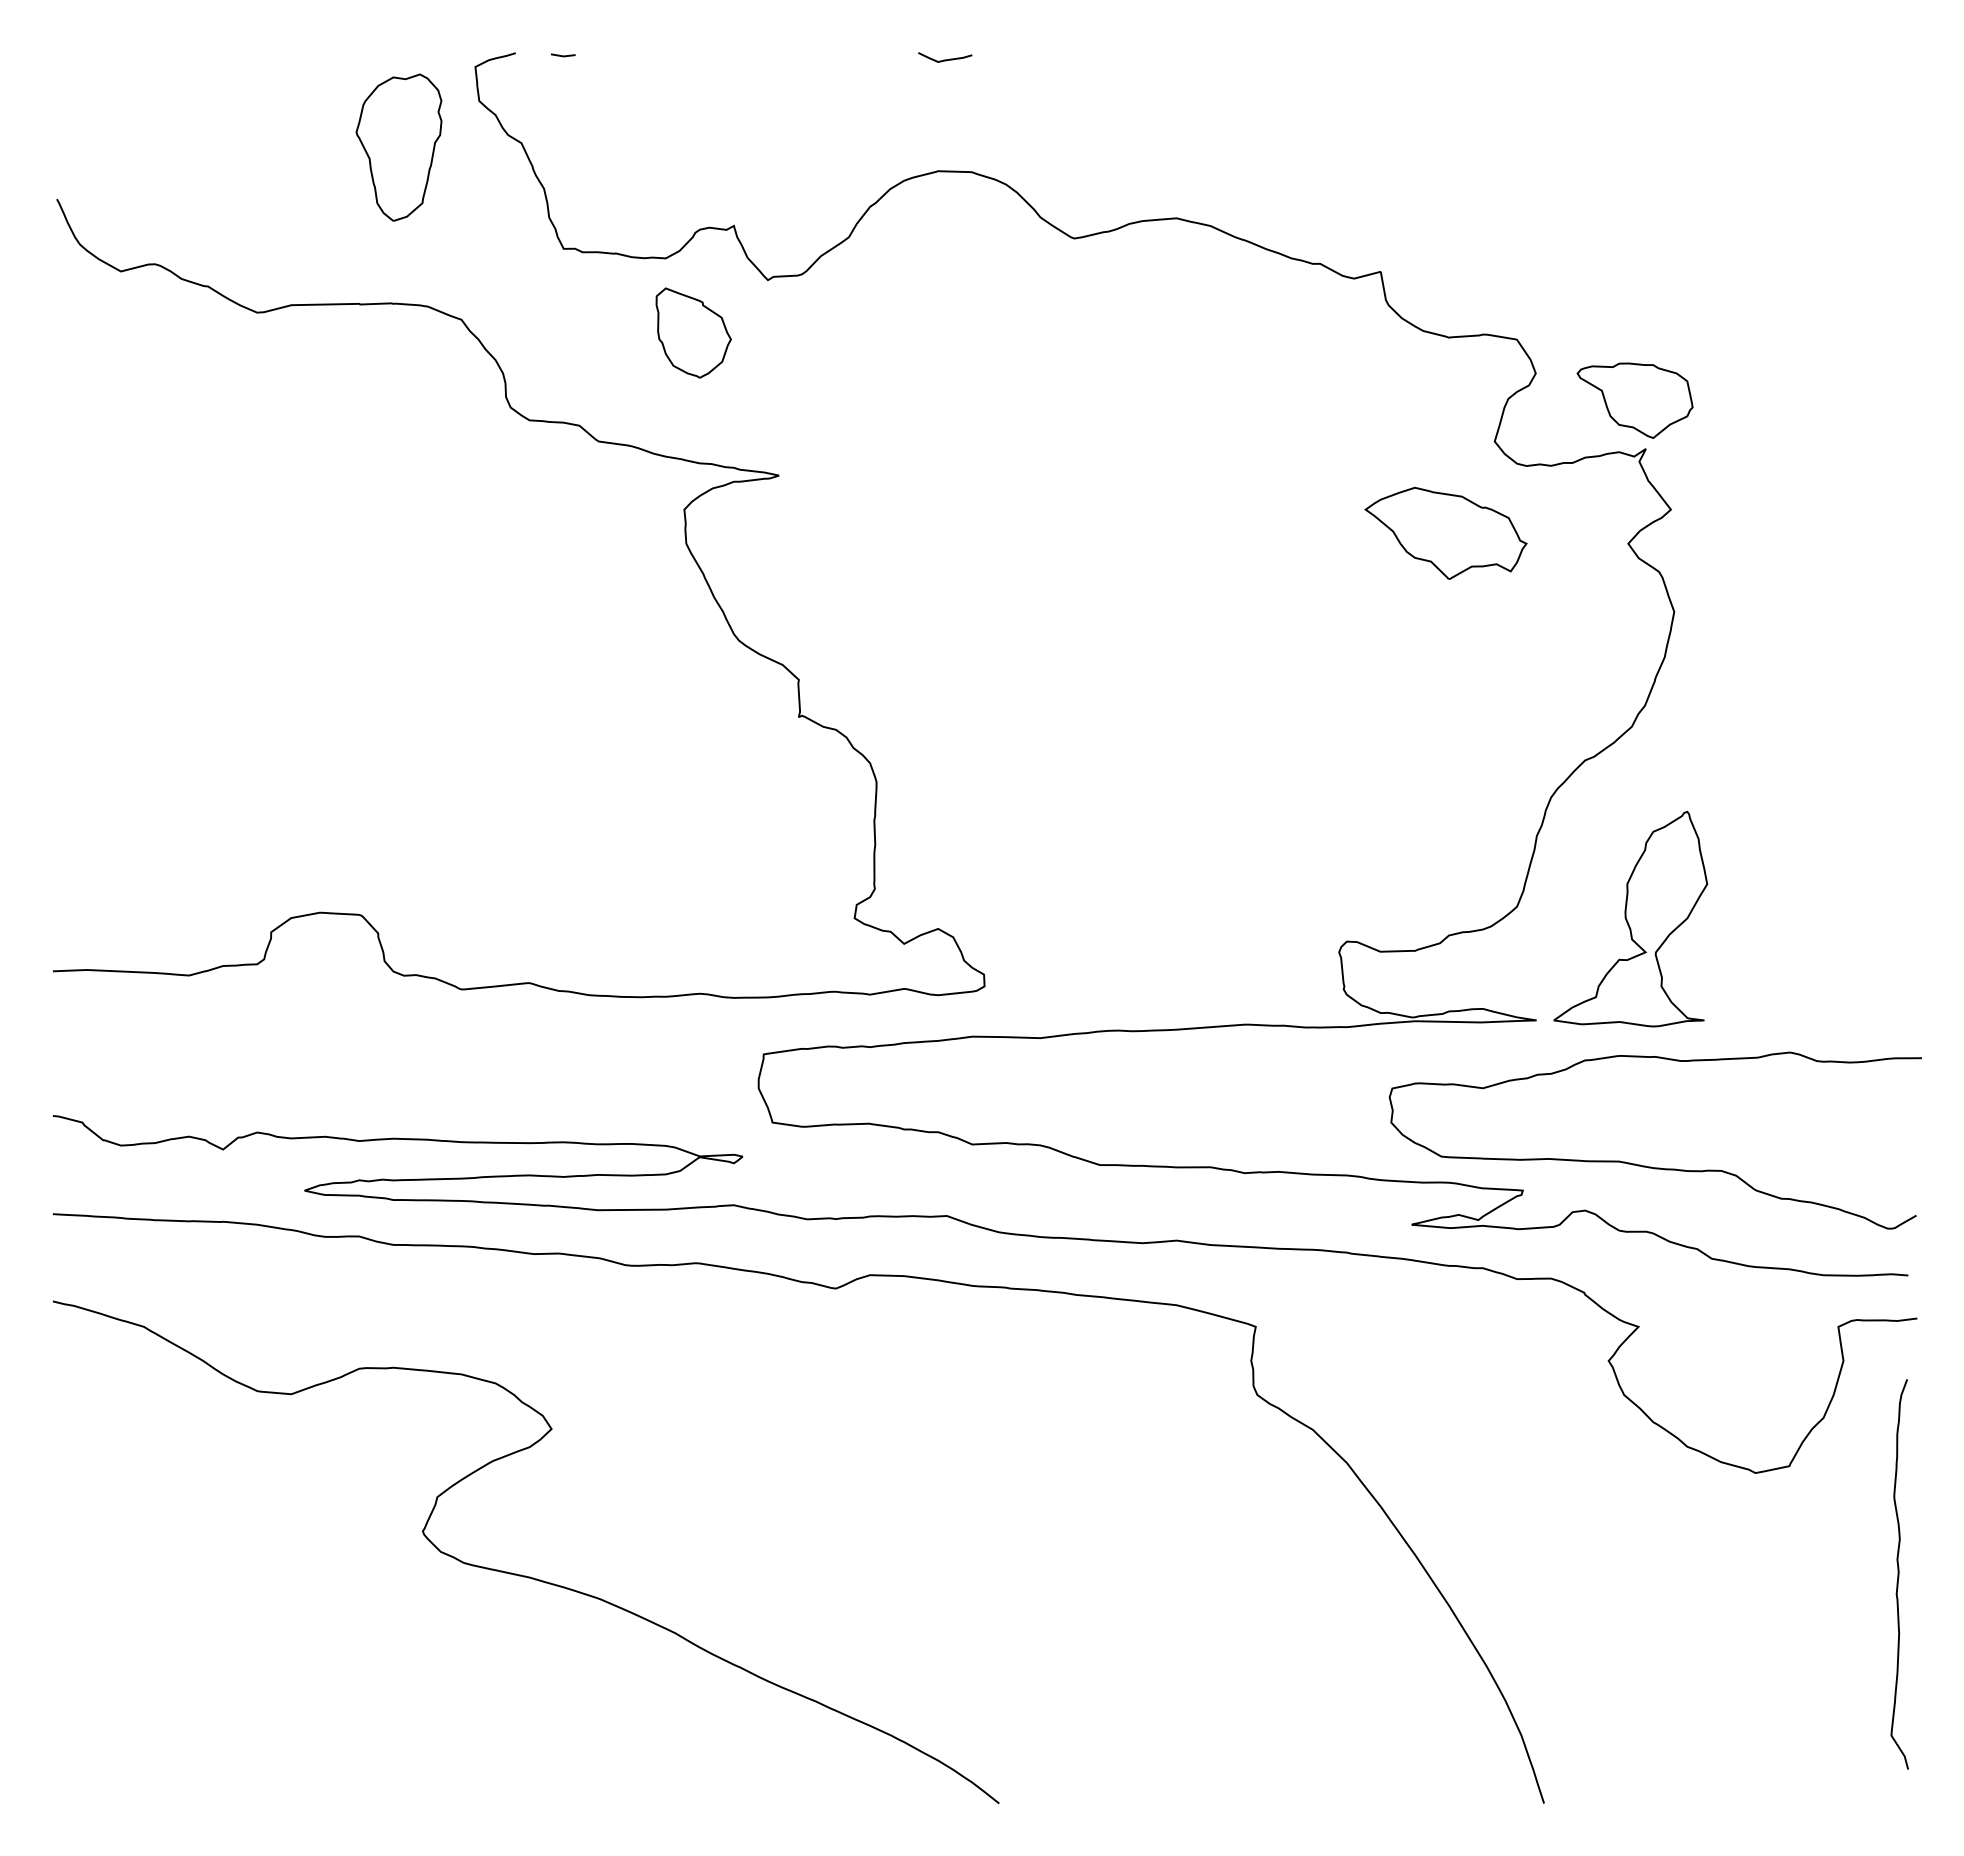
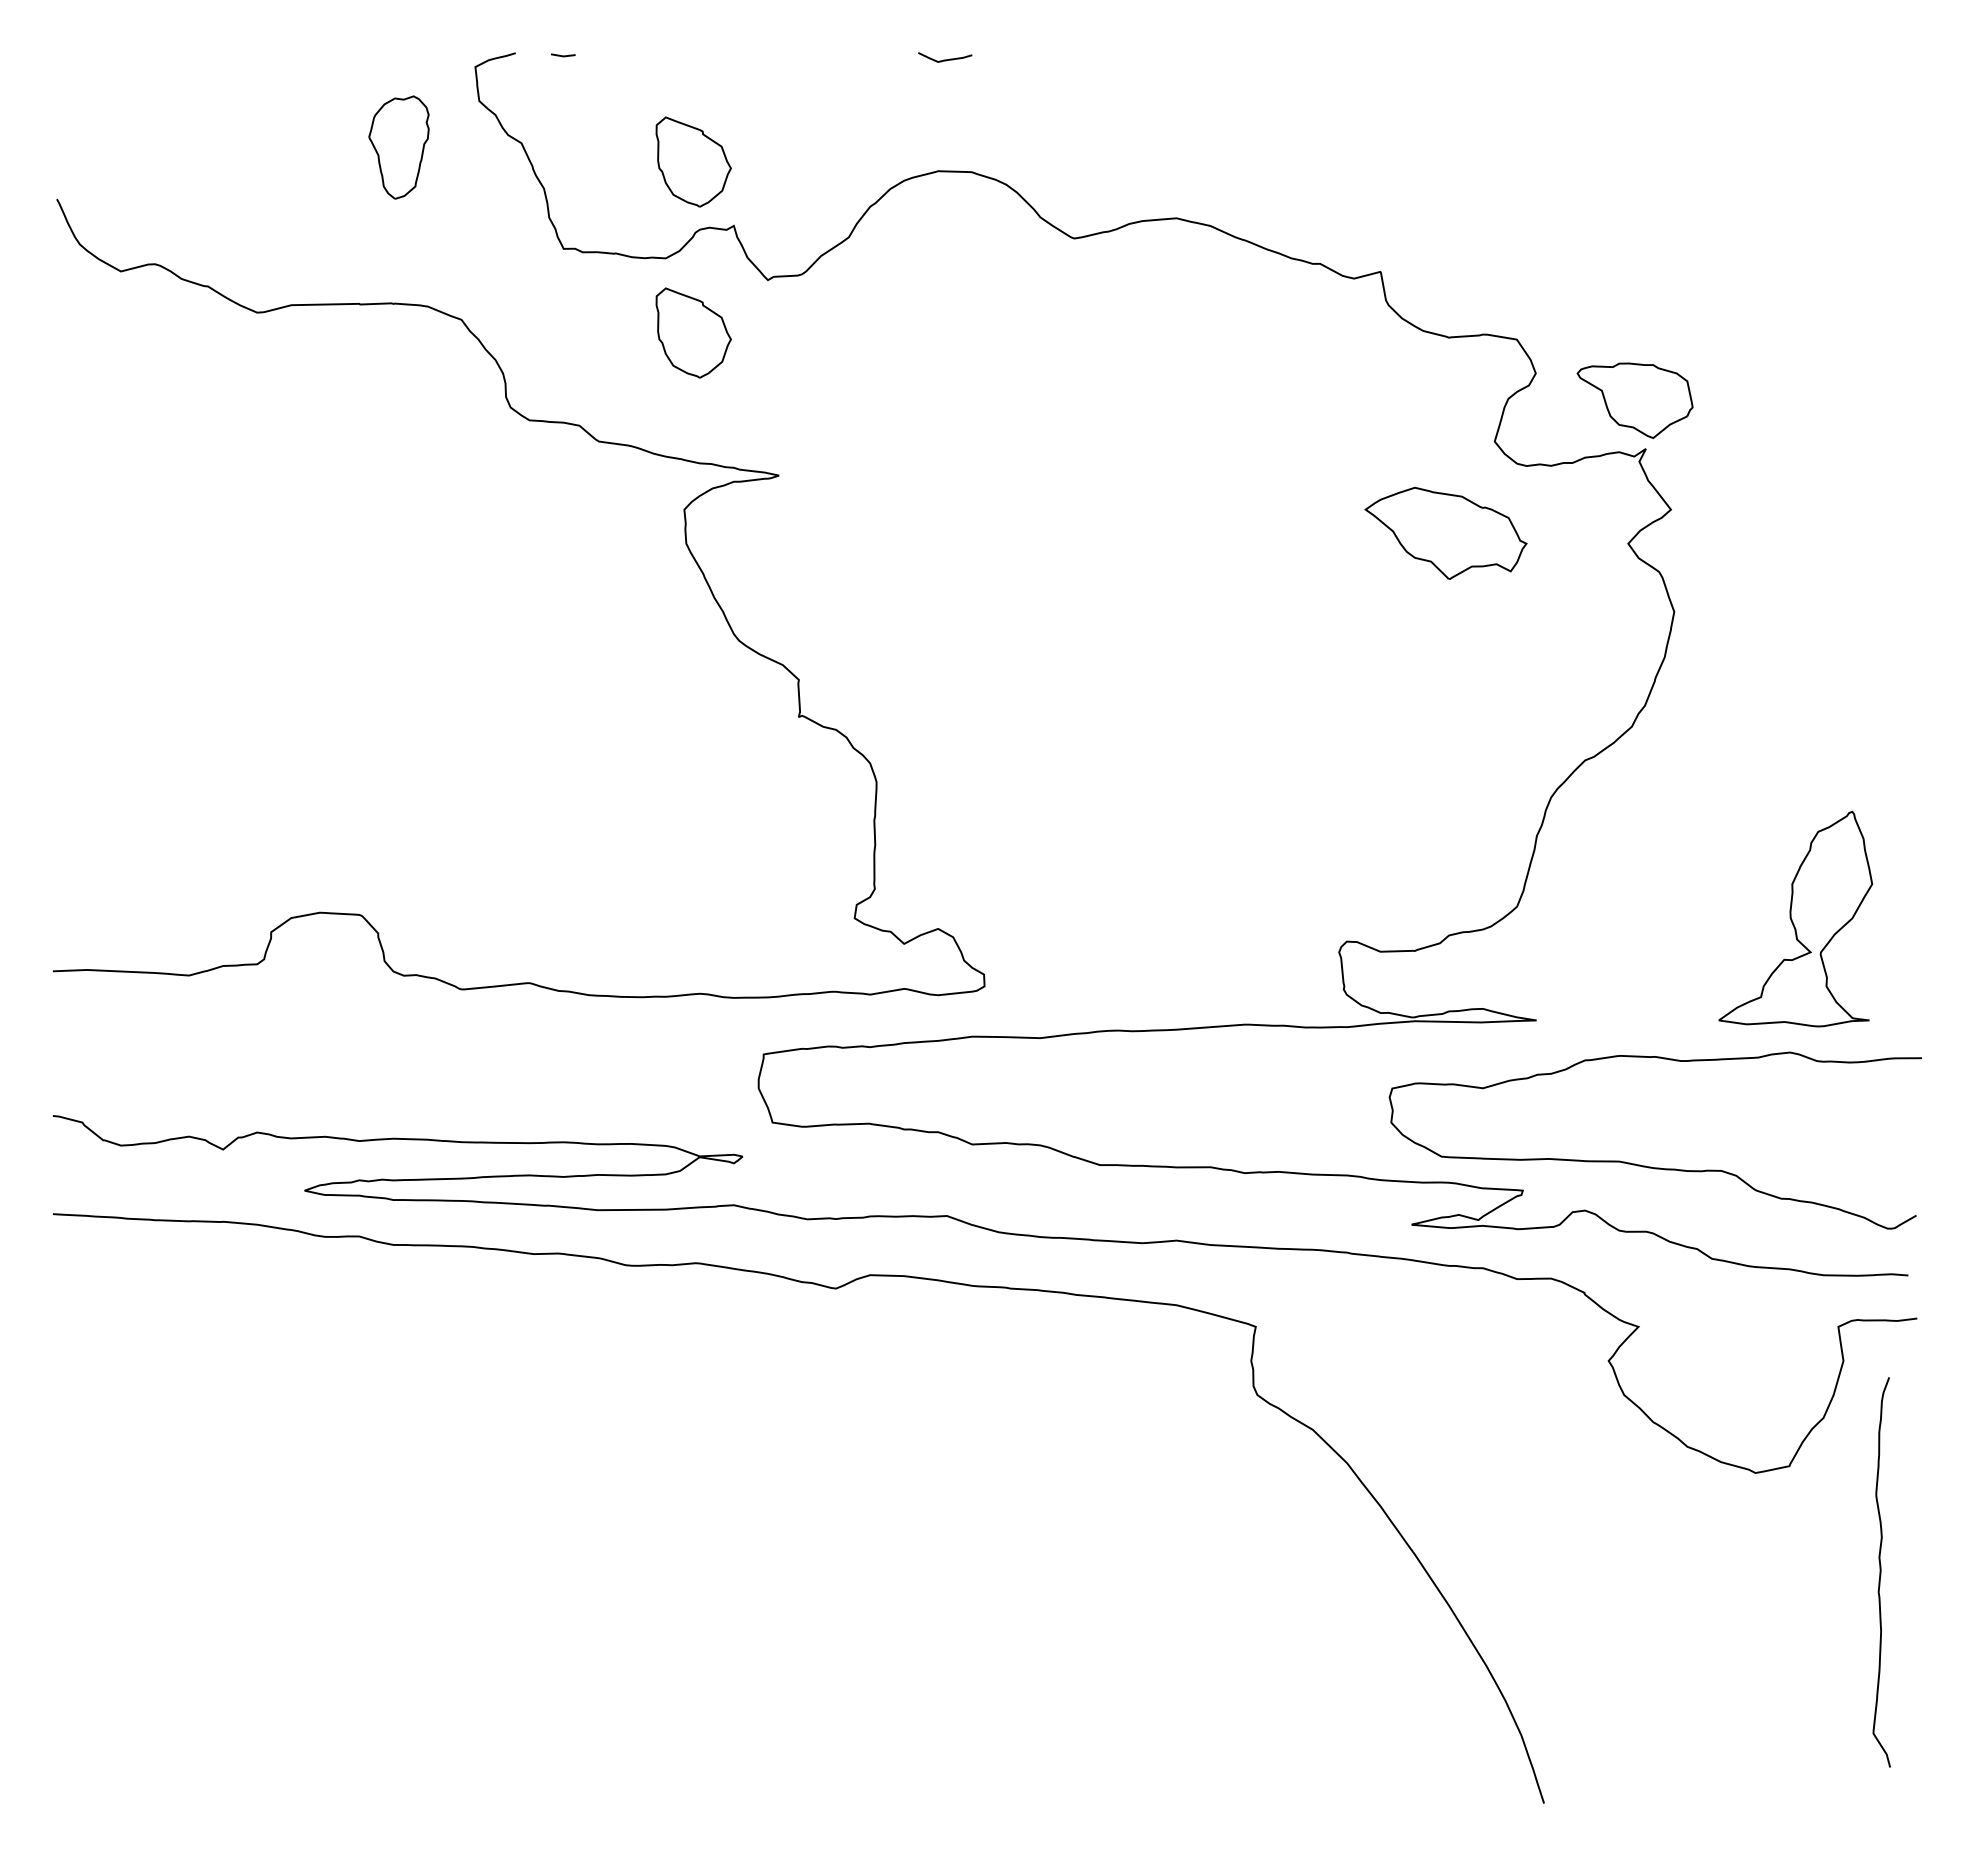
part size: 88x149 px -> 62x105 px (398, 147)
part: none -> present (693, 161)
part position: (1630, 918) -> (1795, 918) (1795, 918)
curve: present -> none (521, 1574)
curve position: (1899, 1574) -> (1881, 1572) (1881, 1572)
